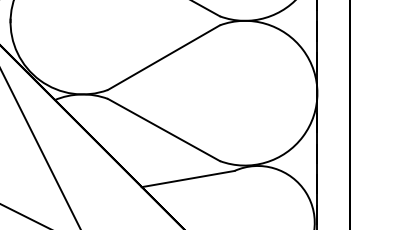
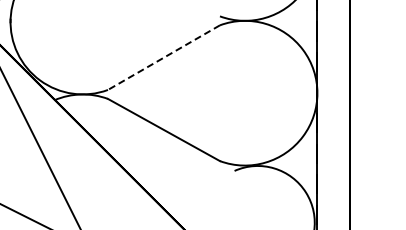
line: present -> none (206, 9)
line: solid -> dashed (163, 57)
line: present -> none (187, 178)
